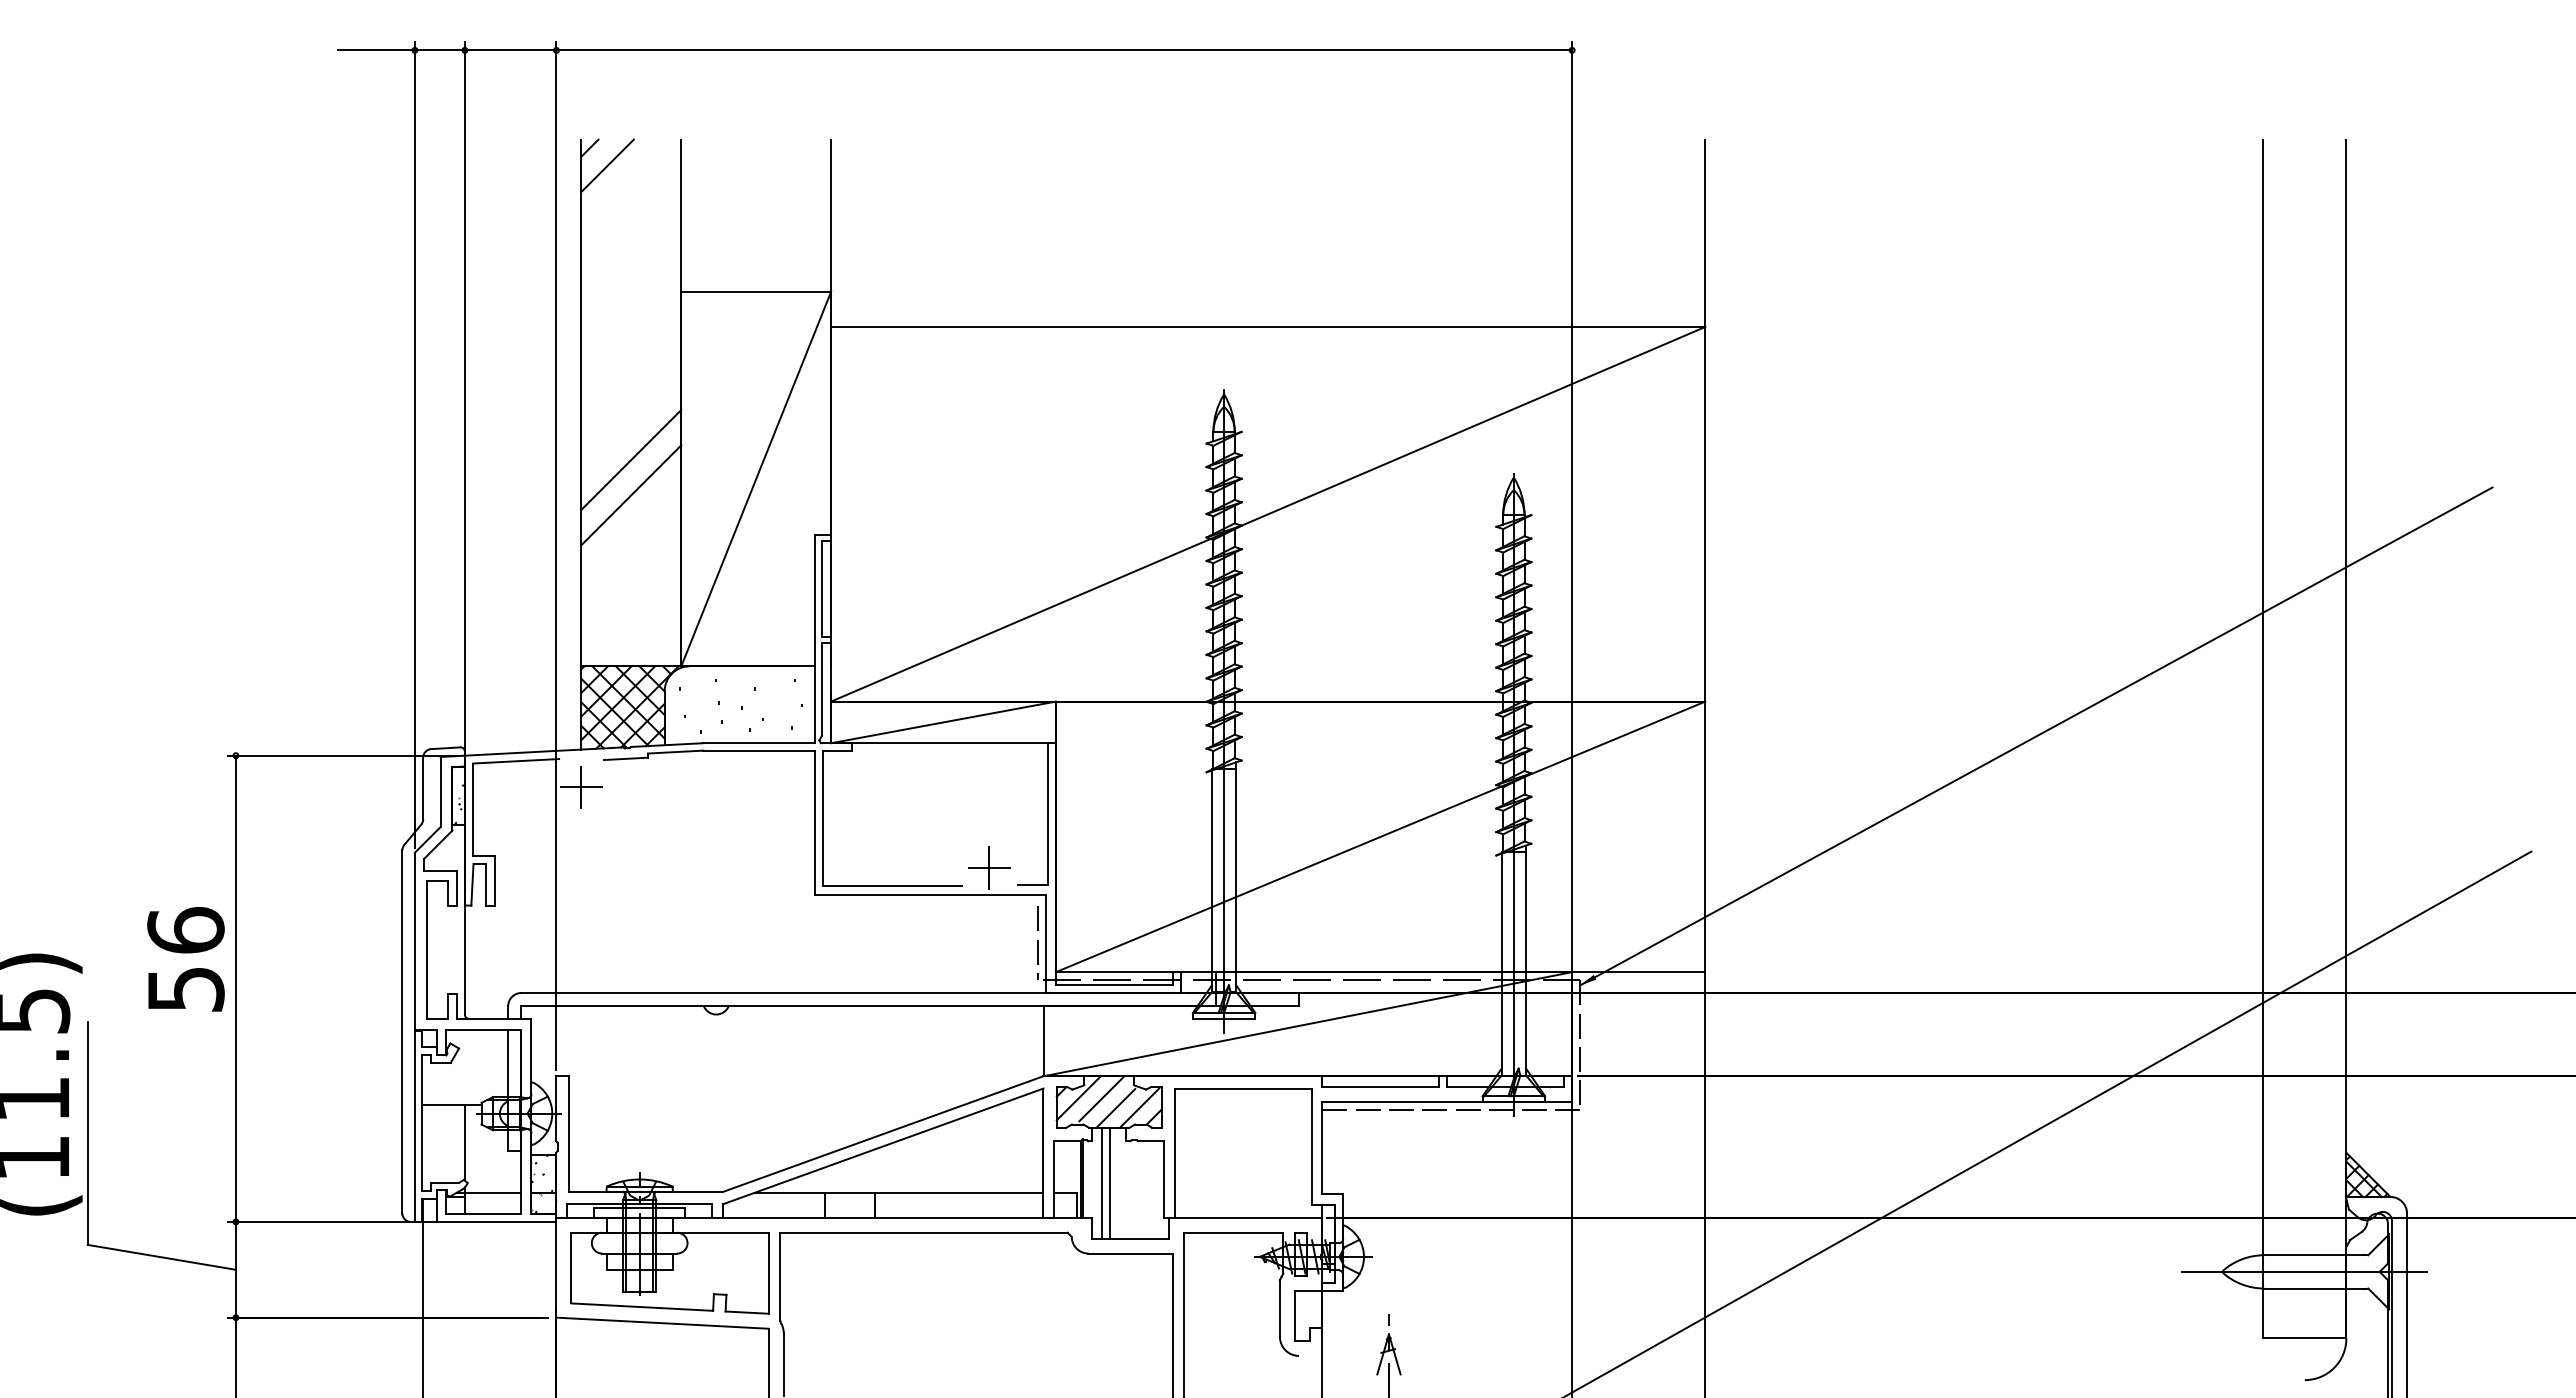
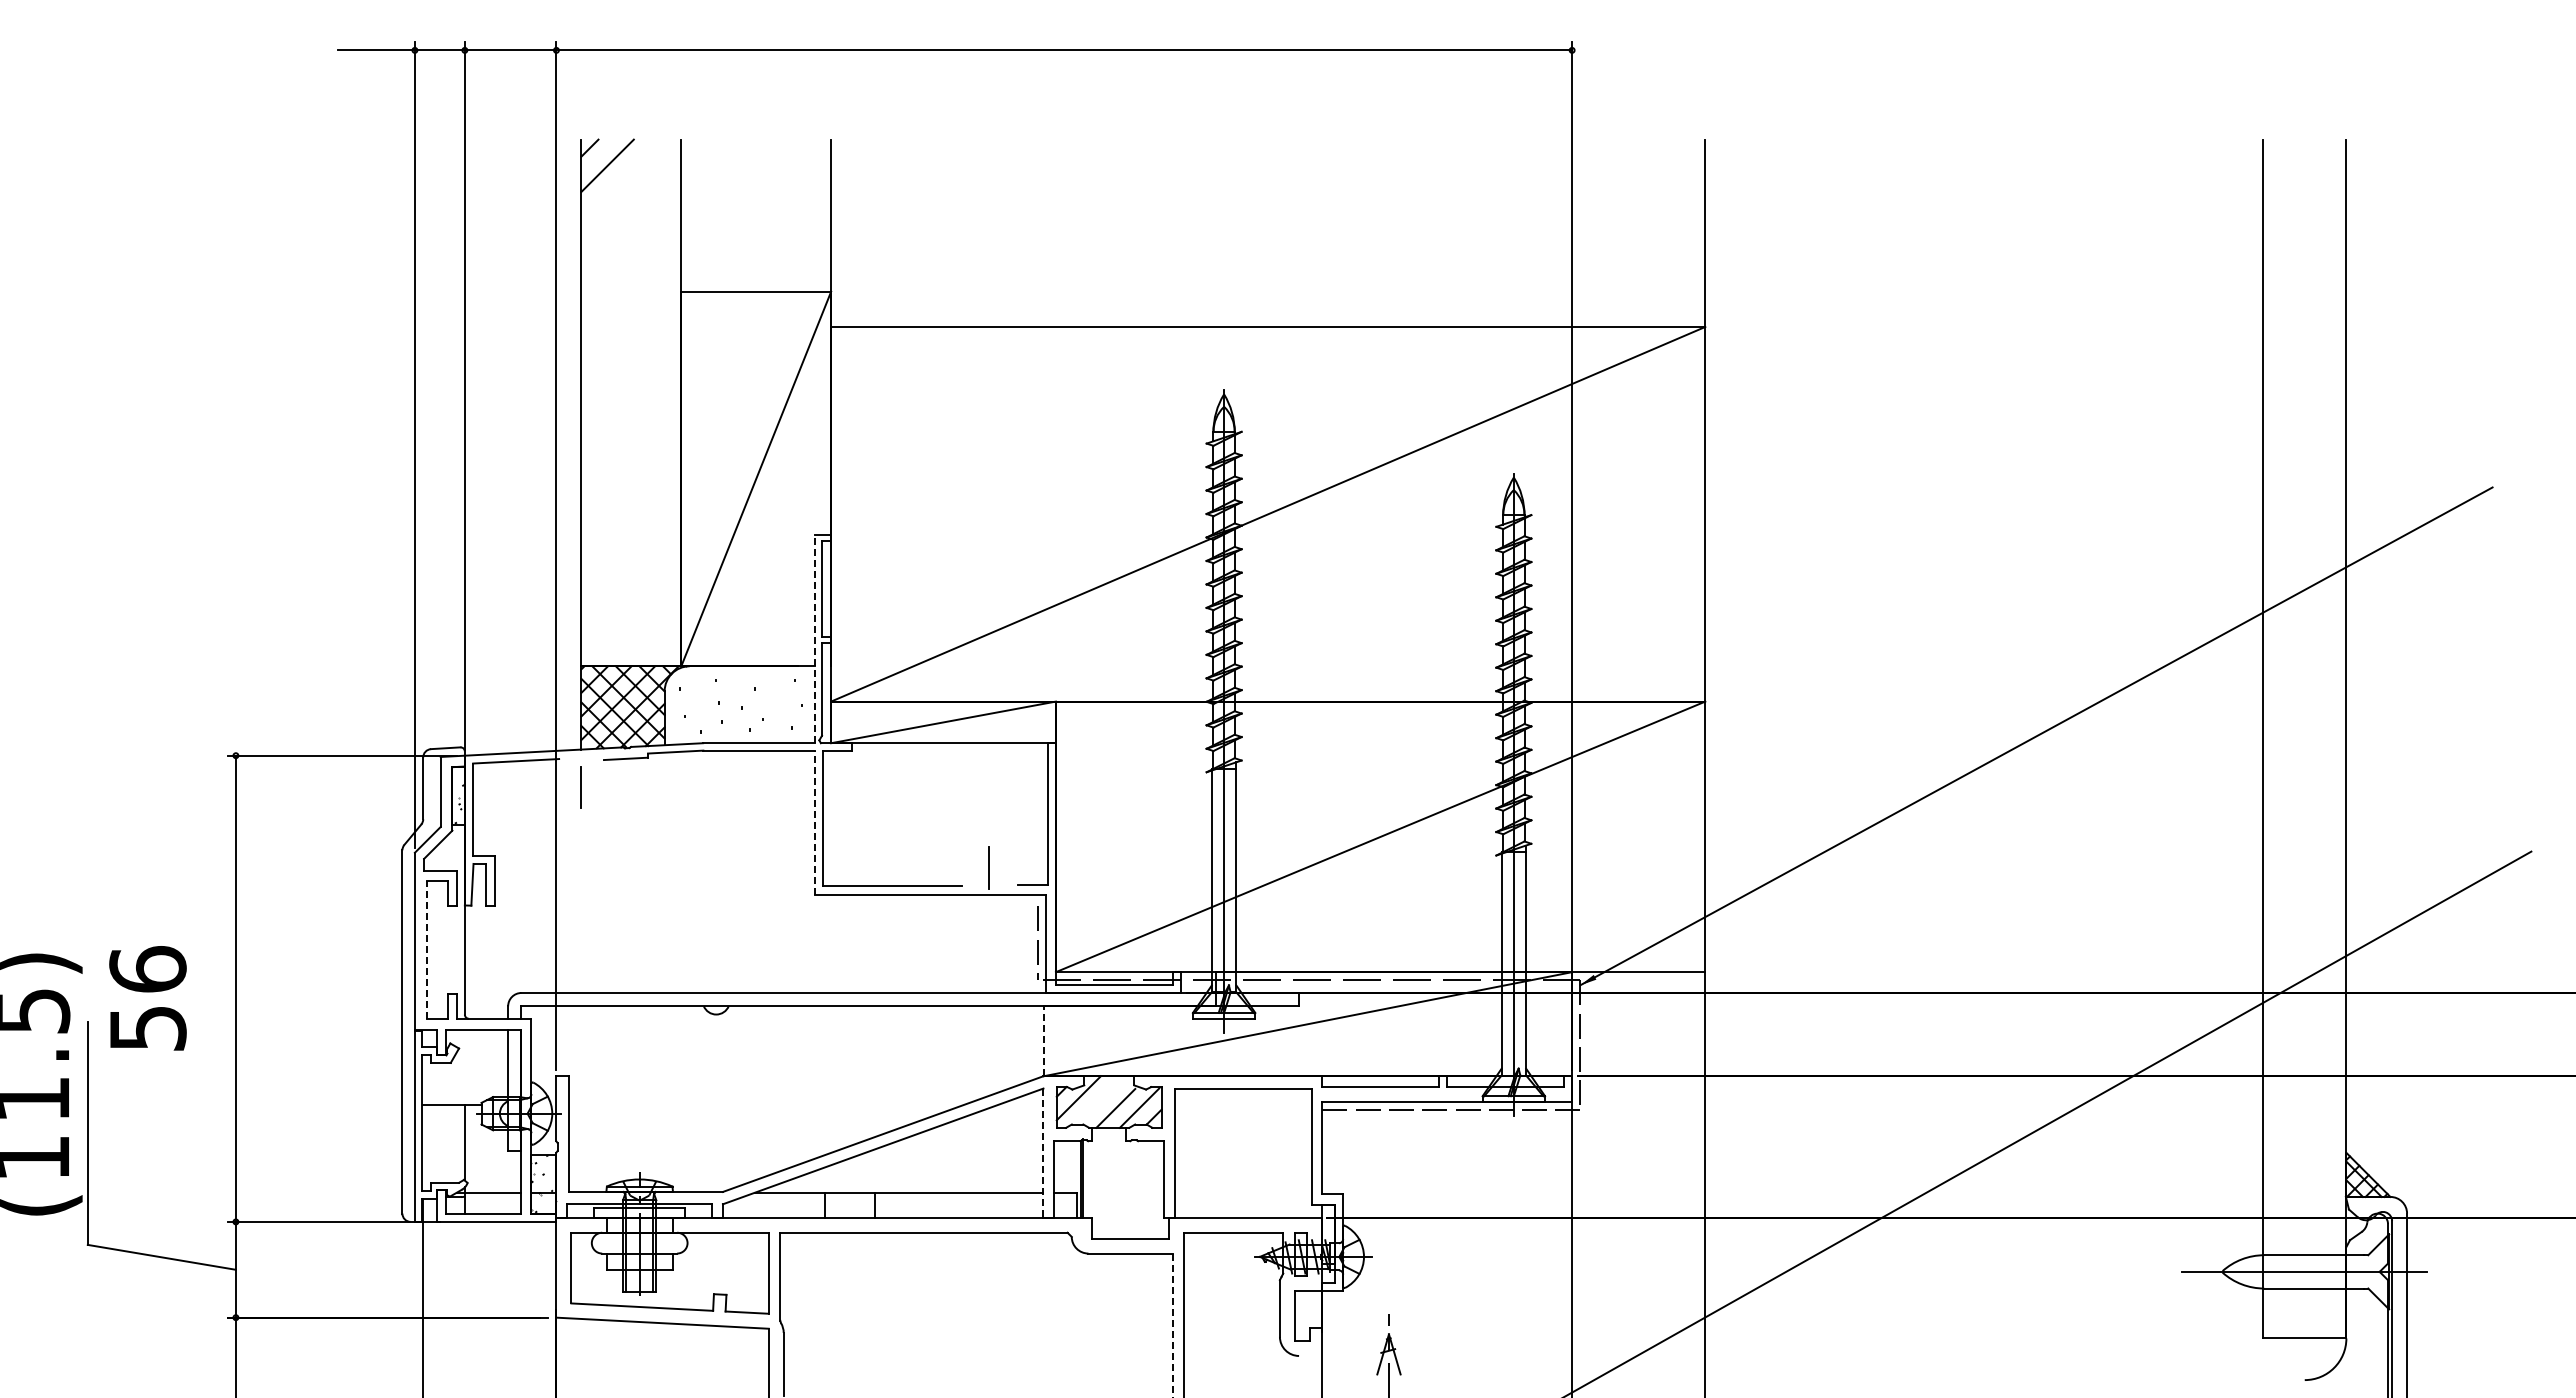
line: present -> none (631, 459)
line: present -> none (631, 495)
line: solid -> dashed (814, 638)
line: present -> none (581, 787)
line: solid -> dashed (814, 822)
line: present -> none (989, 868)
line: solid -> dashed (426, 949)
text position: (185, 959) -> (147, 998) (147, 998)
line: solid -> dashed (1043, 1041)
line: present -> none (1101, 1098)
line: solid -> dashed (1043, 1153)
line: present -> none (1101, 1182)
line: present -> none (1110, 1182)
line: solid -> dashed (1172, 1325)
